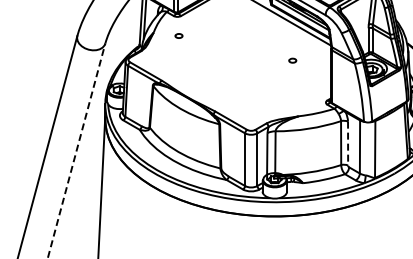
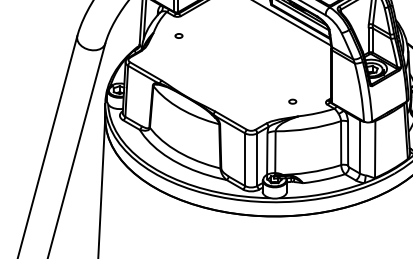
part position: (292, 60) -> (292, 101) (292, 101)
line: dashed -> solid (348, 143)
line: dashed -> solid (76, 150)
